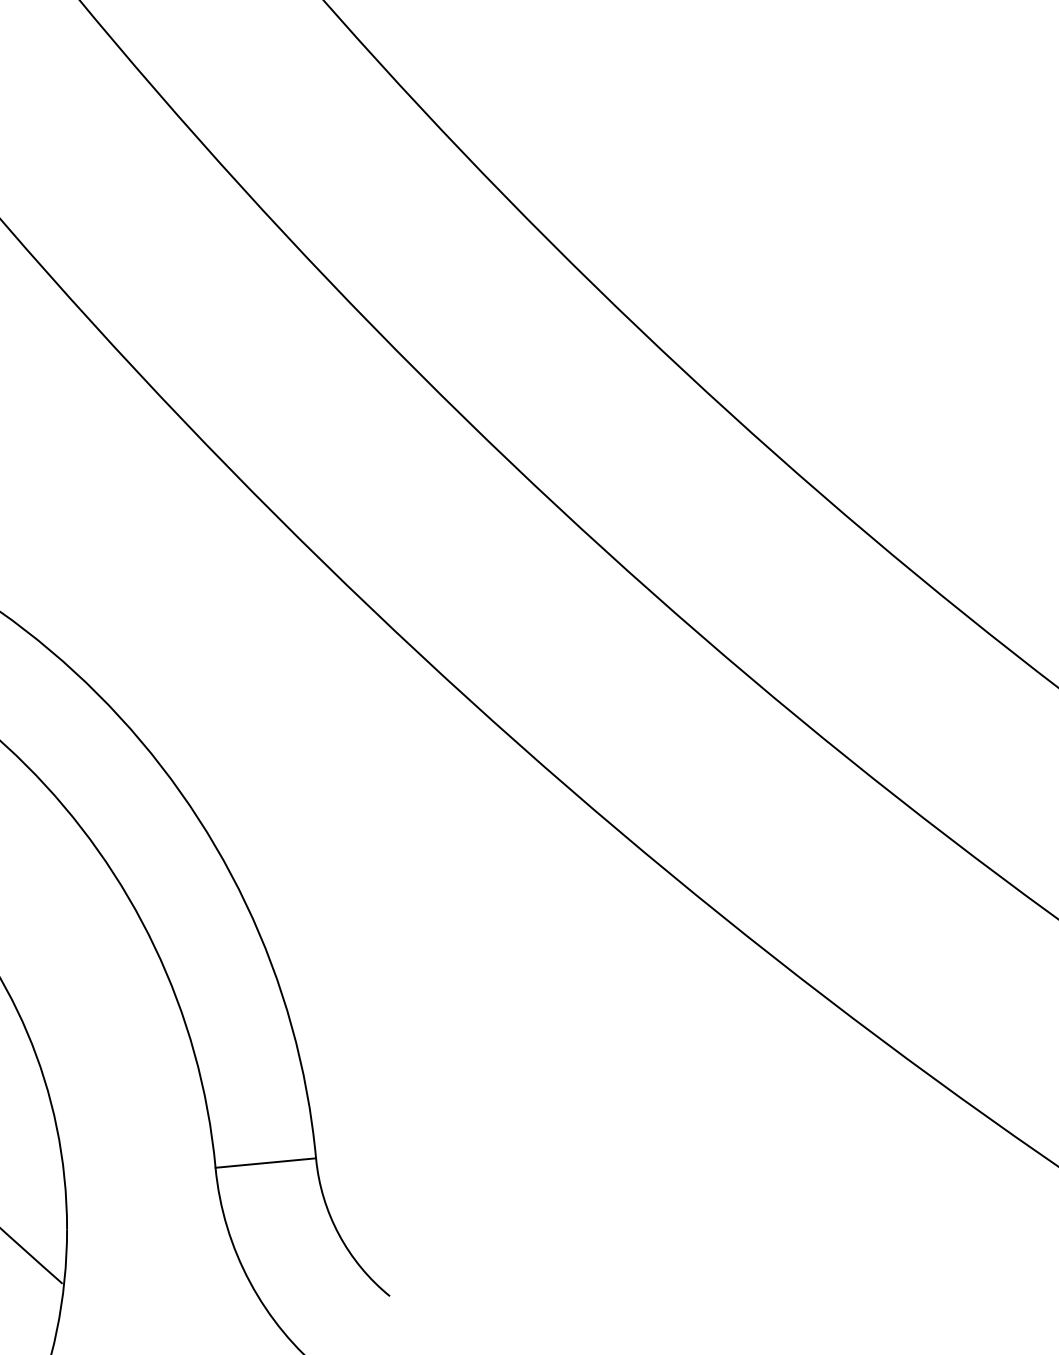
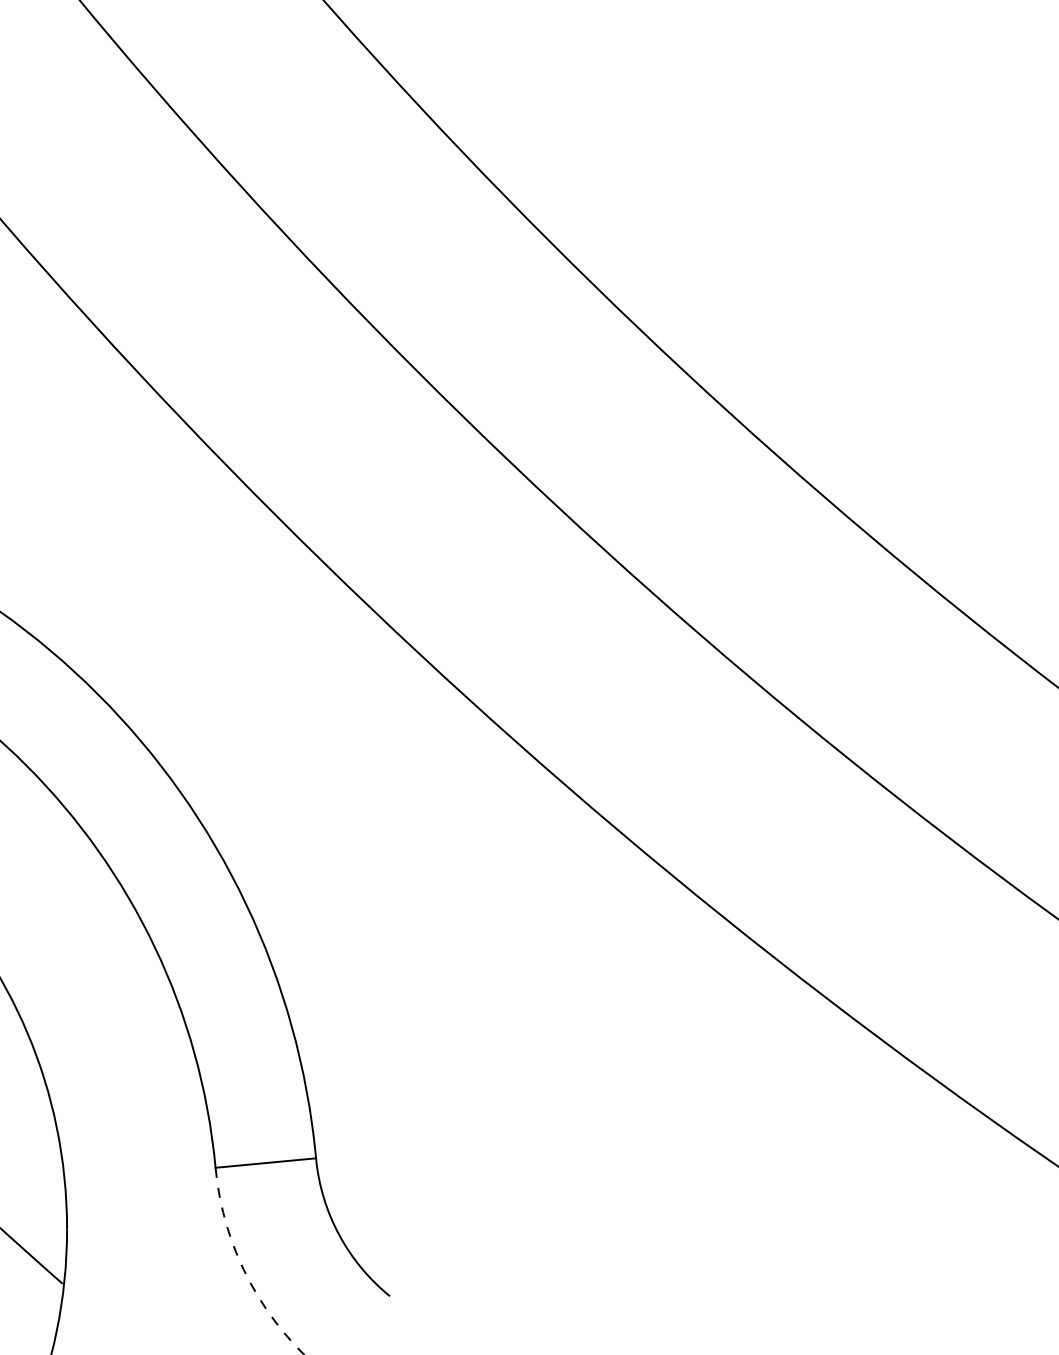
arc: solid -> dashed (243, 1269)
